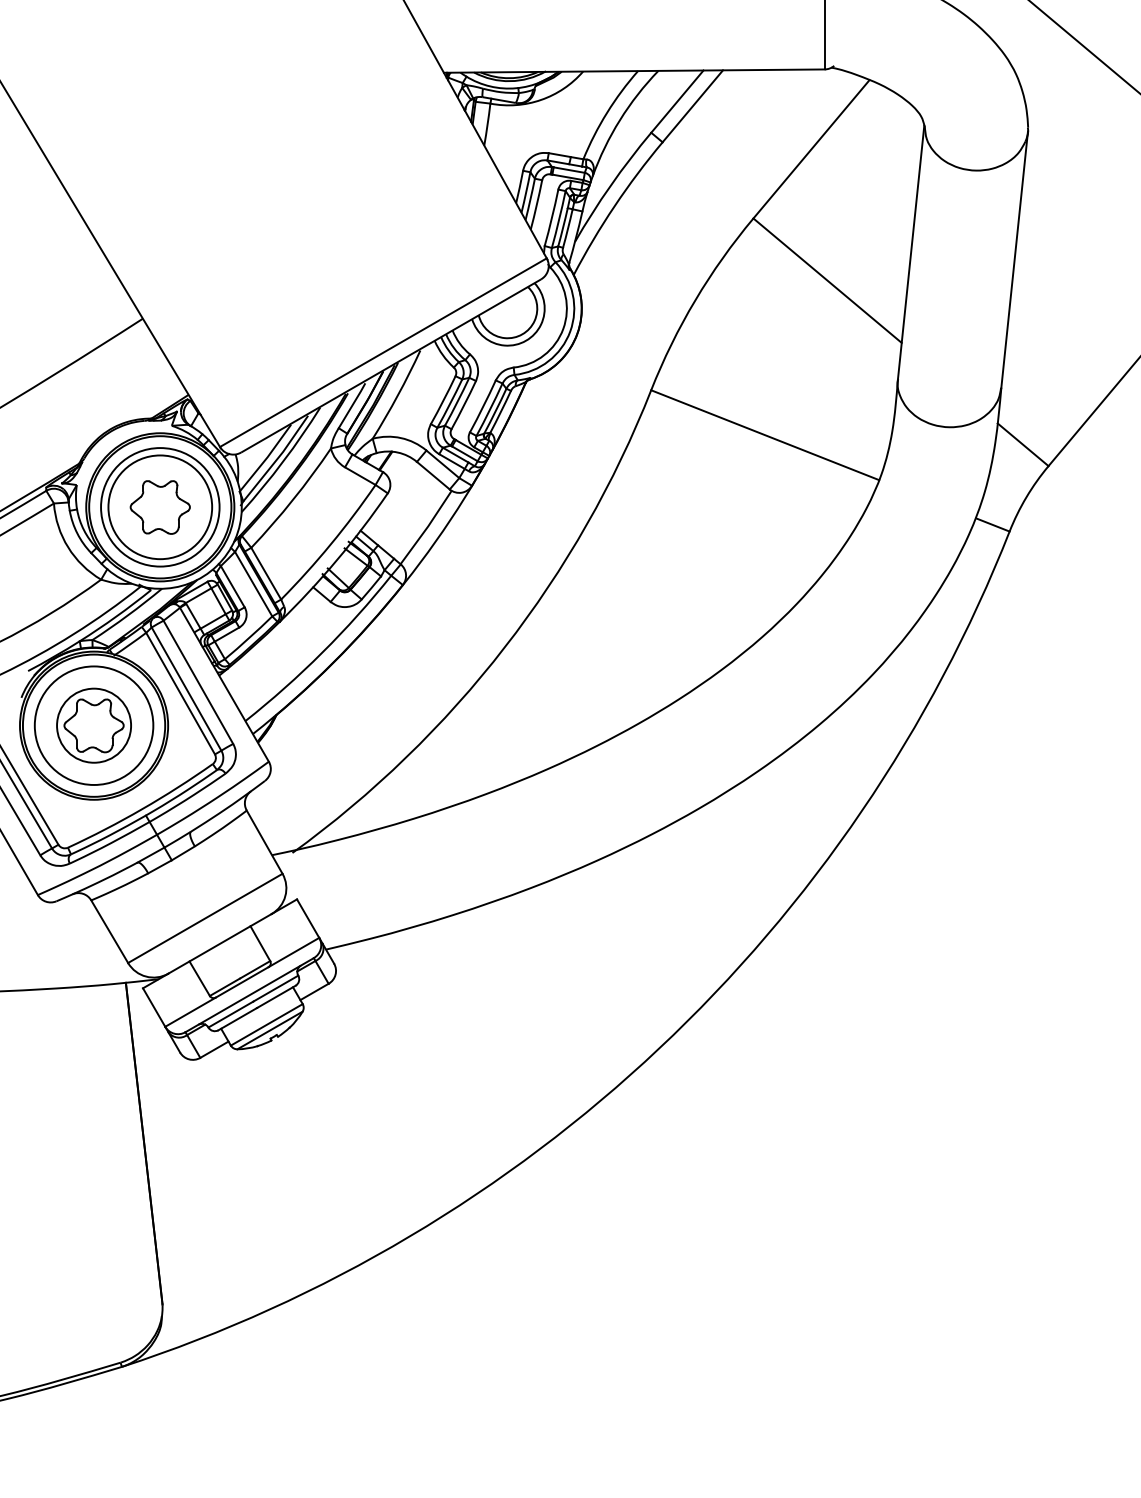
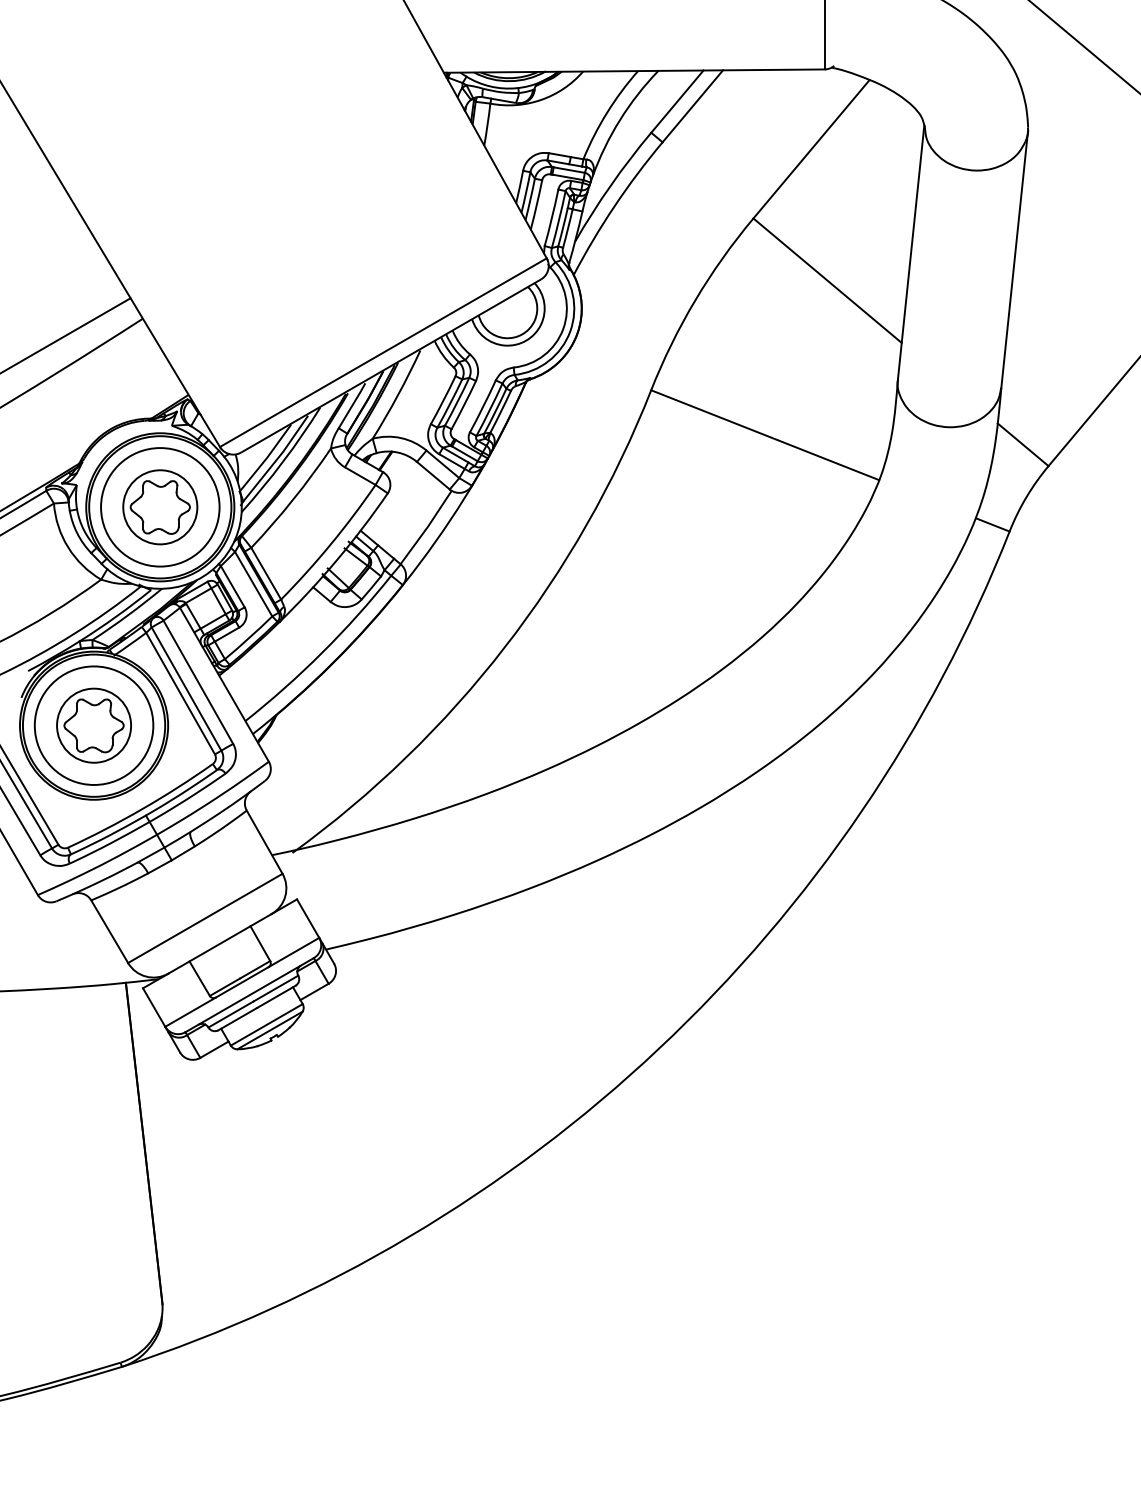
line: none -> present (66, 335)
circle diameter: 104 px -> 74 px (160, 507)
